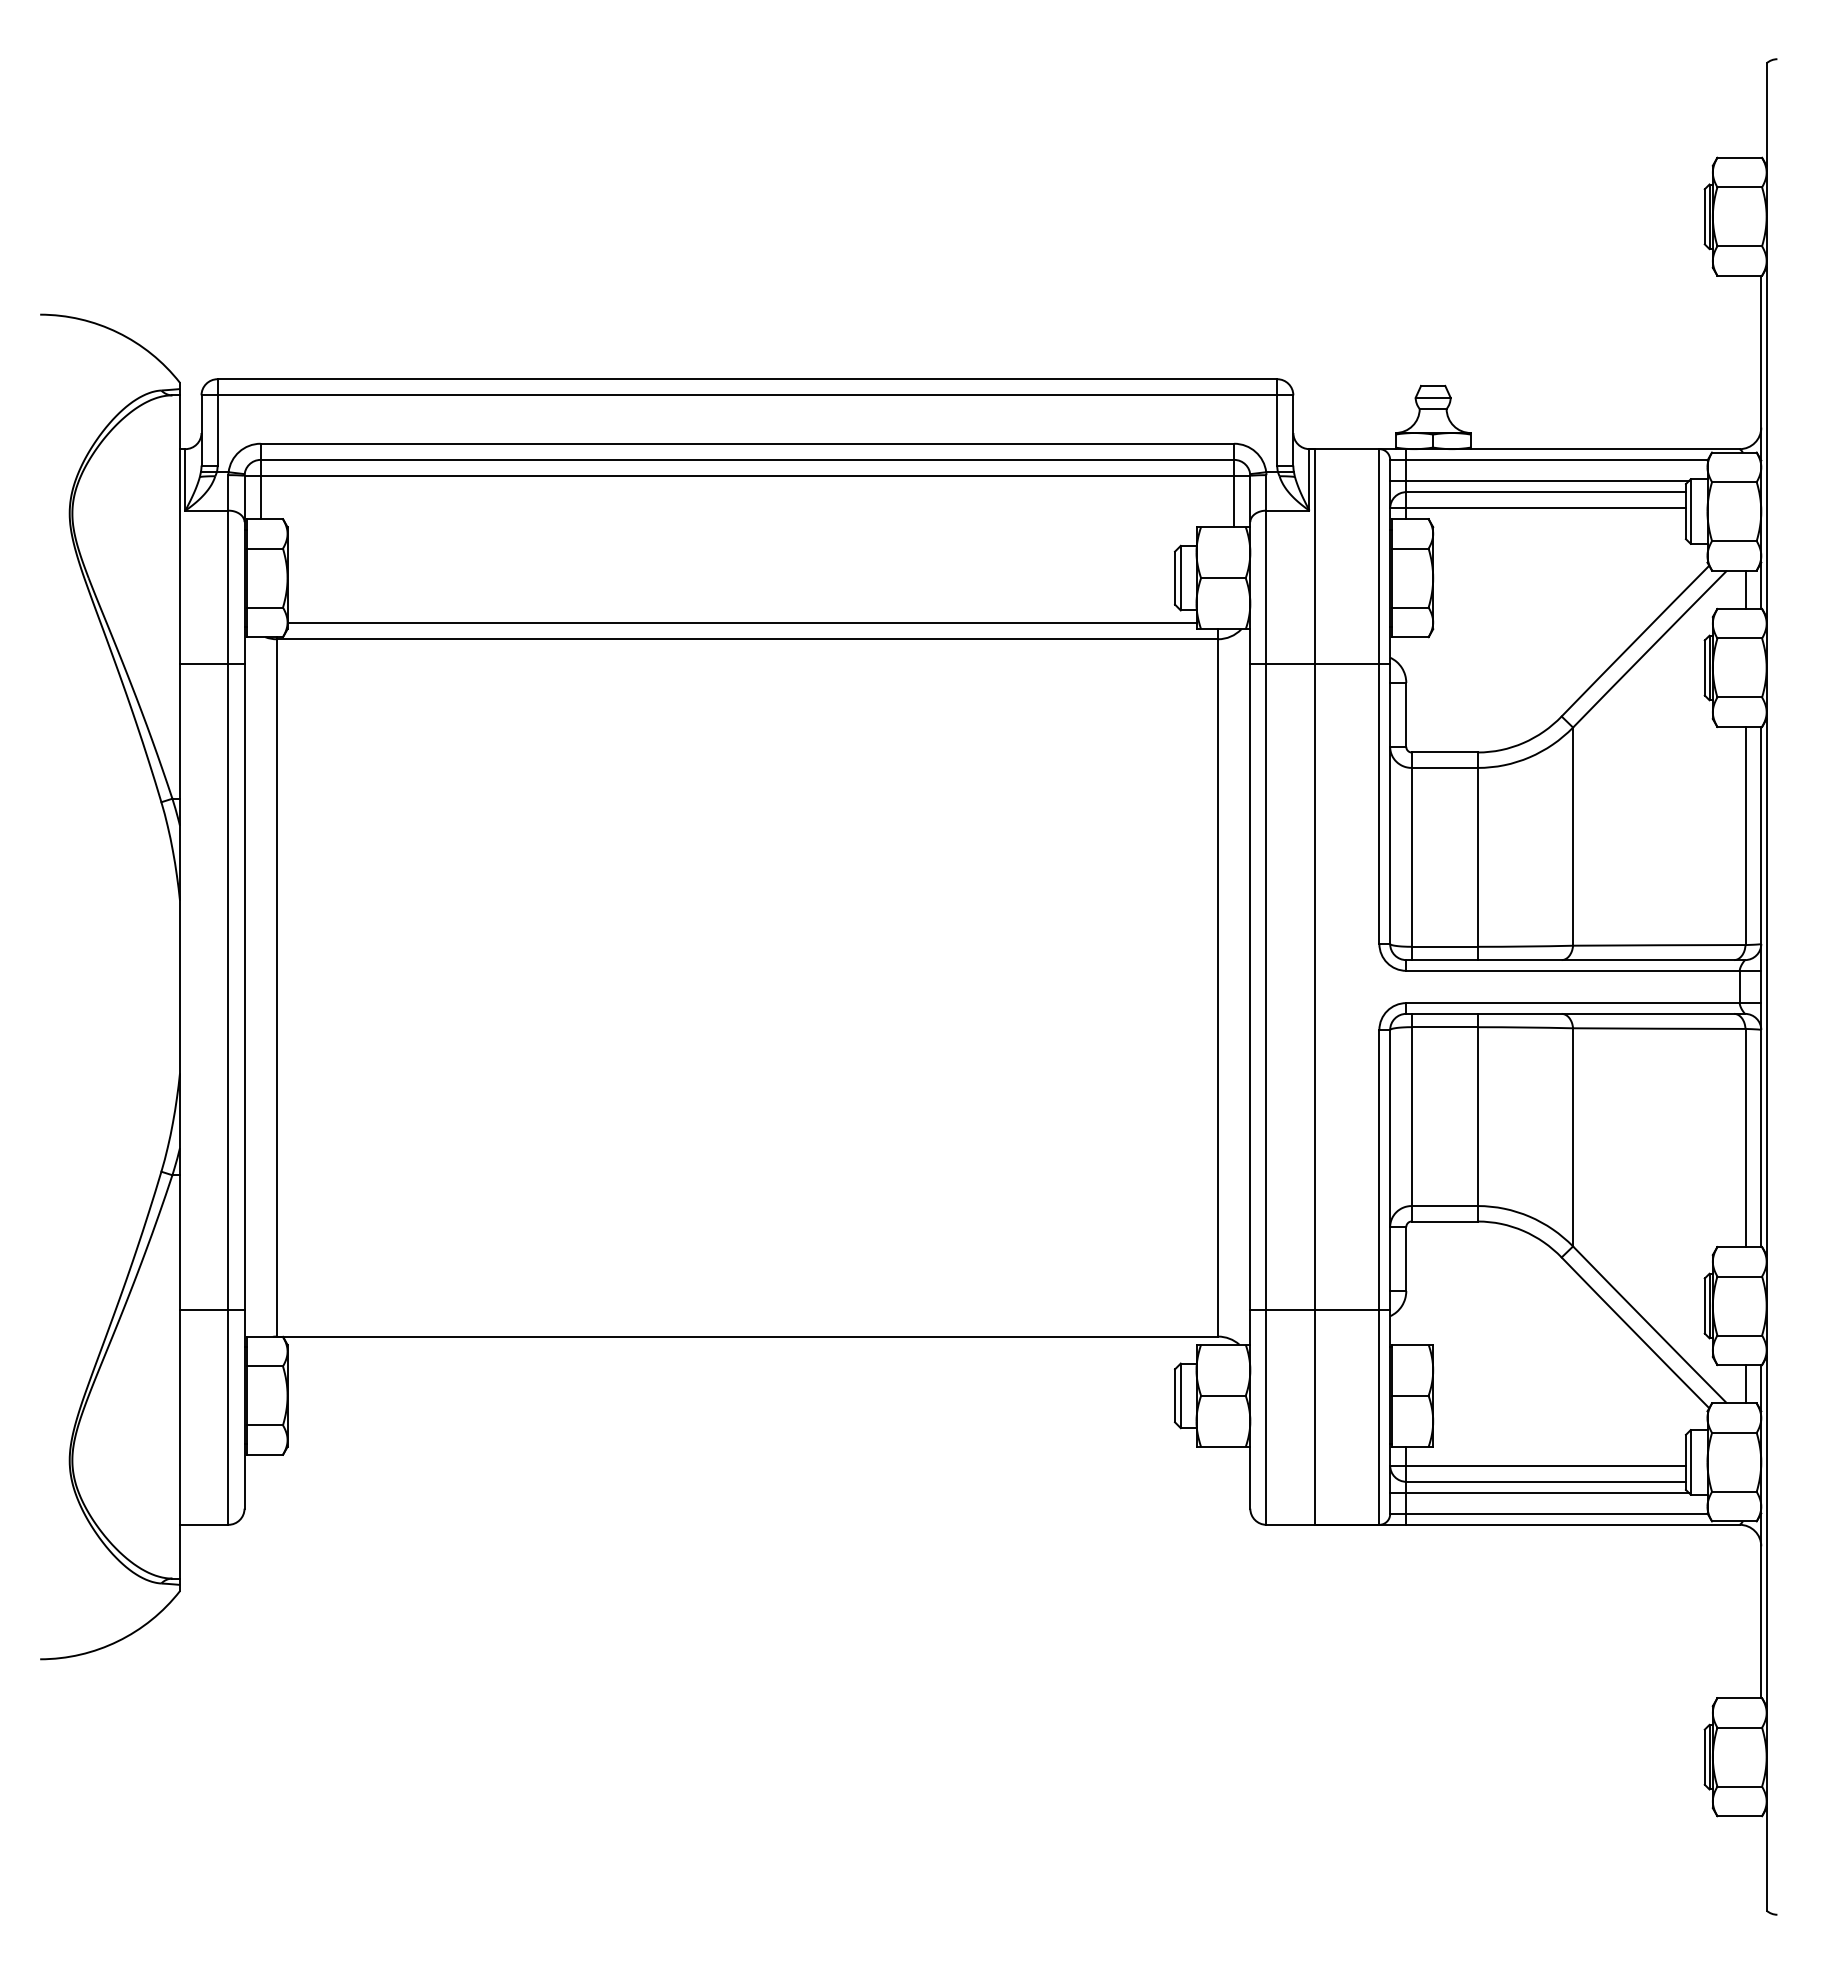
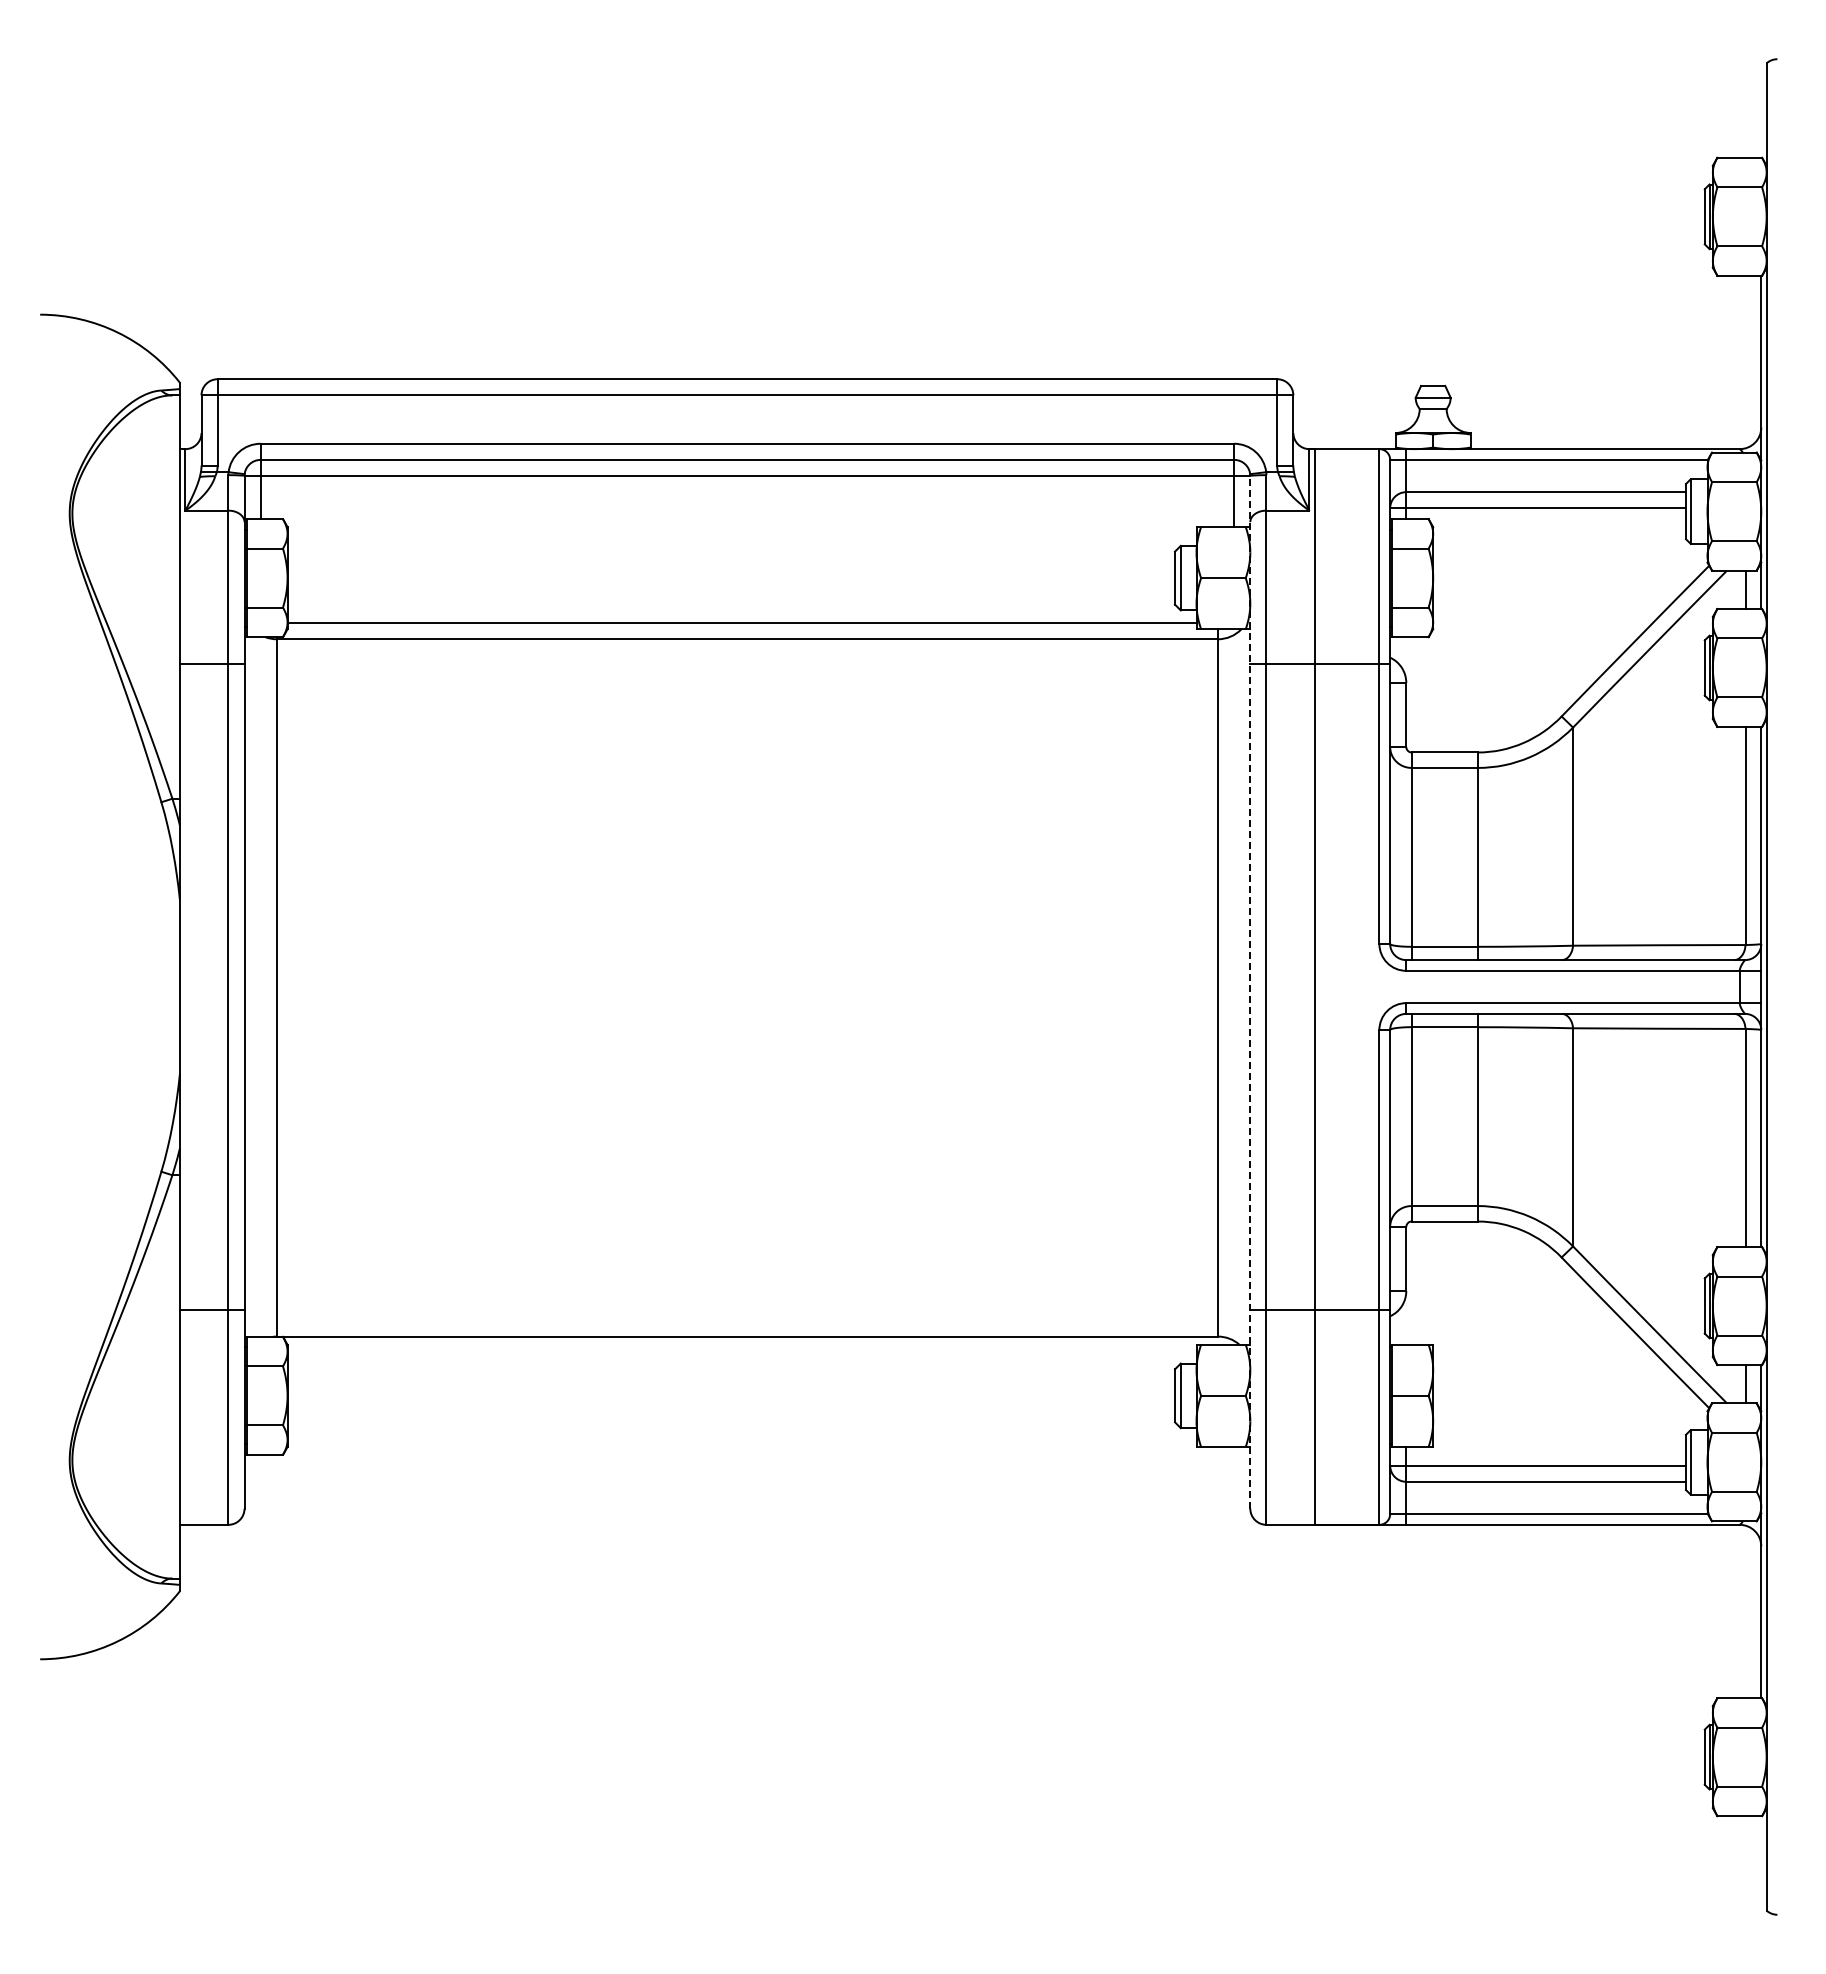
line: present -> none (1539, 481)
line: solid -> dashed (1250, 991)
line: present -> none (1539, 1492)
